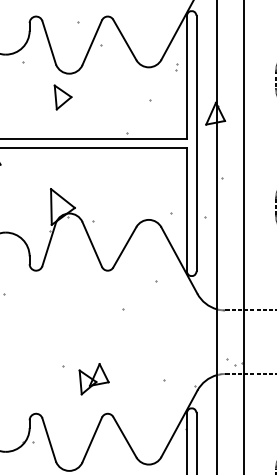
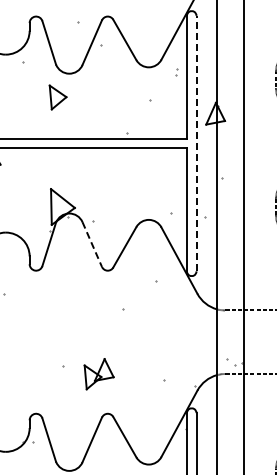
part position: (176, 67) -> (176, 72) (176, 72)
part position: (62, 97) -> (57, 97) (57, 97)
line: solid -> dashed (196, 143)
line: solid -> dashed (92, 244)
part position: (93, 379) -> (98, 374) (98, 374)
